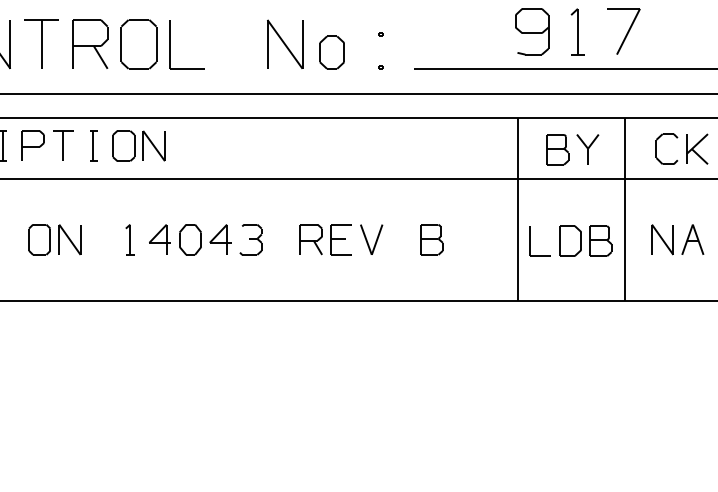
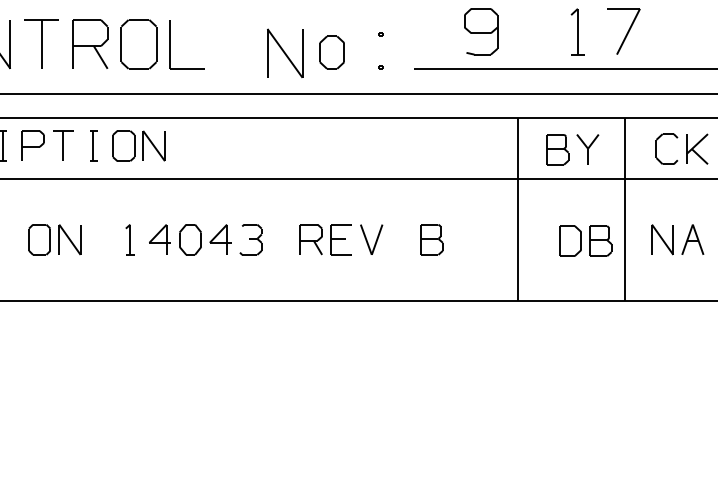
part position: (532, 31) -> (481, 31) (481, 31)
part position: (285, 43) -> (285, 52) (285, 52)
part: present -> none (530, 241)
